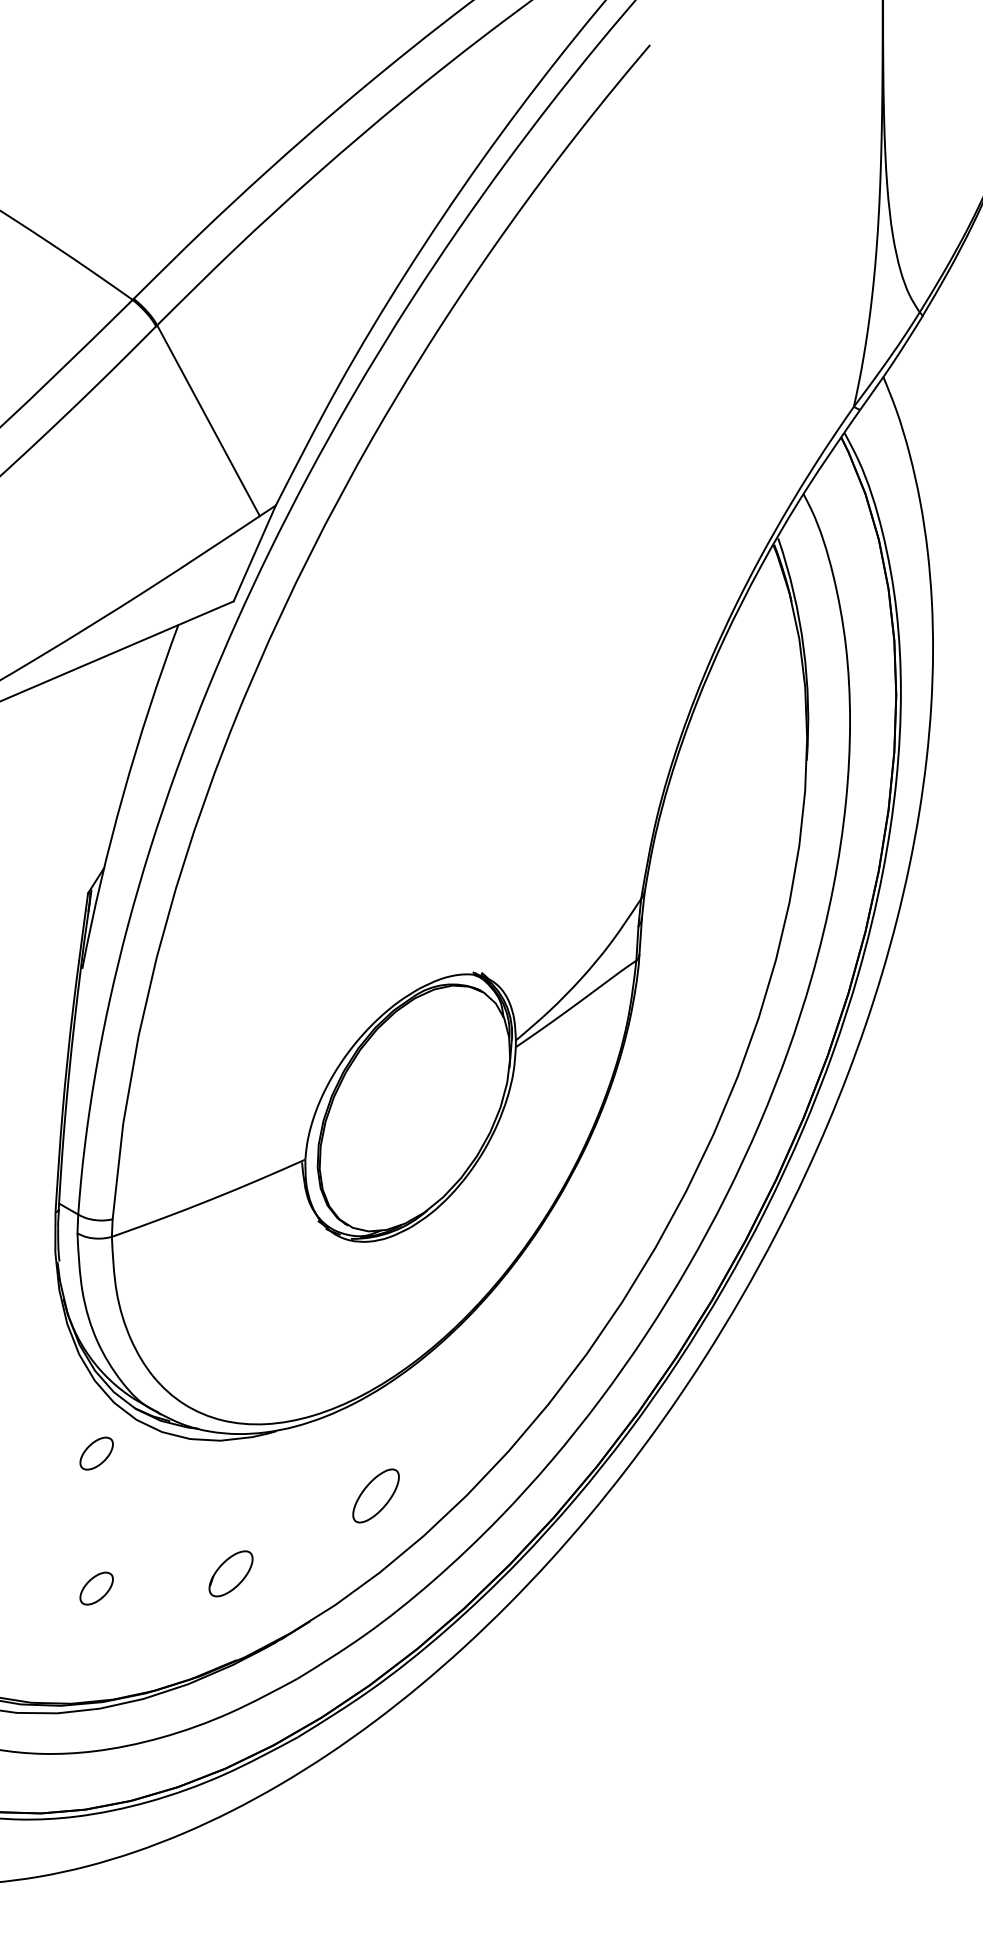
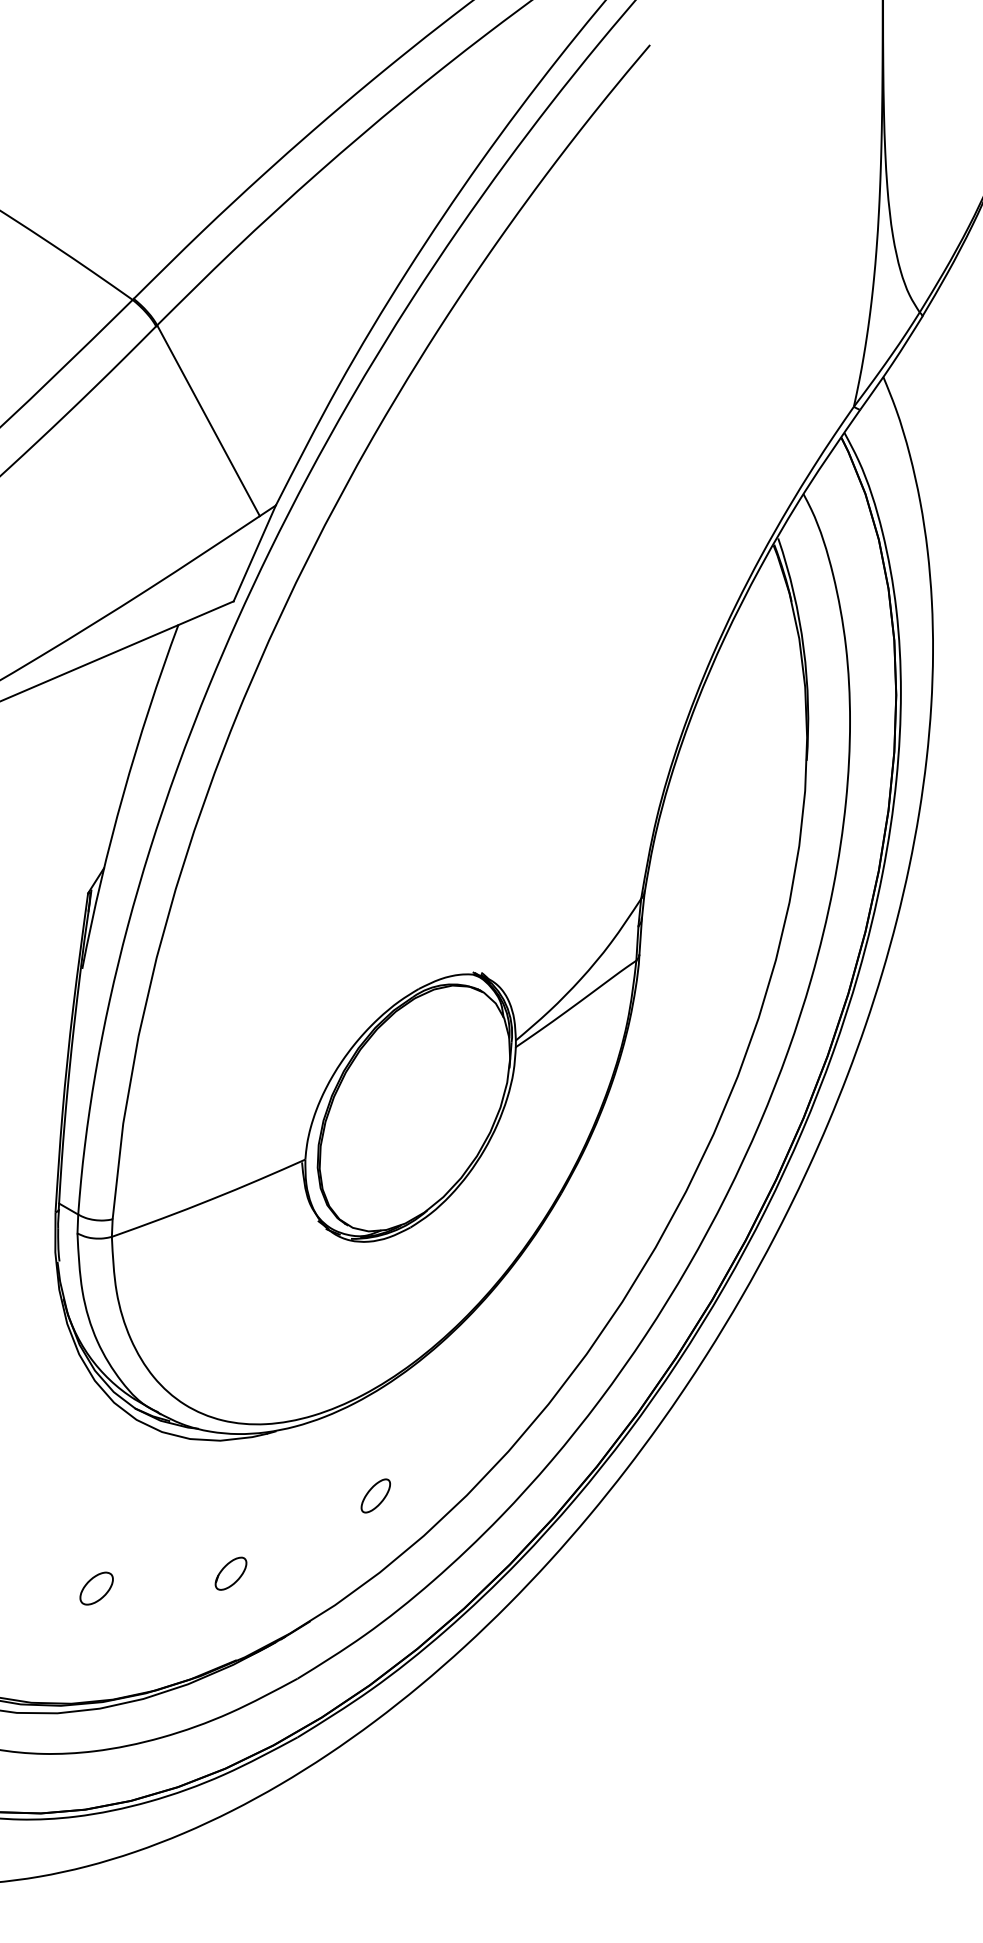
part: present -> none (96, 1453)
part size: 48x56 px -> 31x36 px (375, 1495)
part size: 46x48 px -> 34x35 px (230, 1573)
